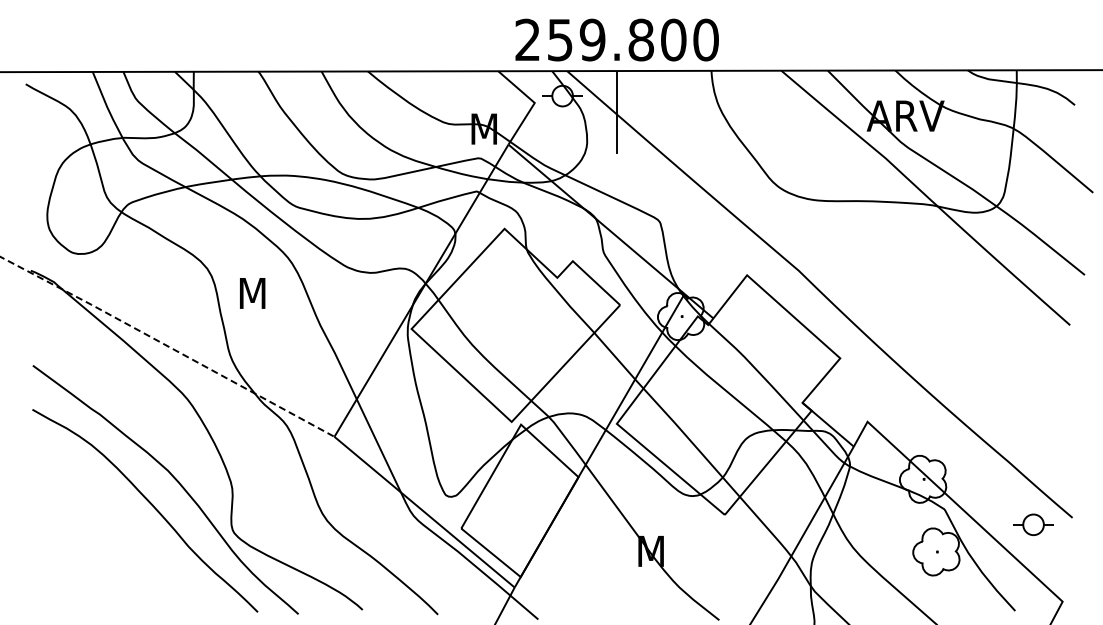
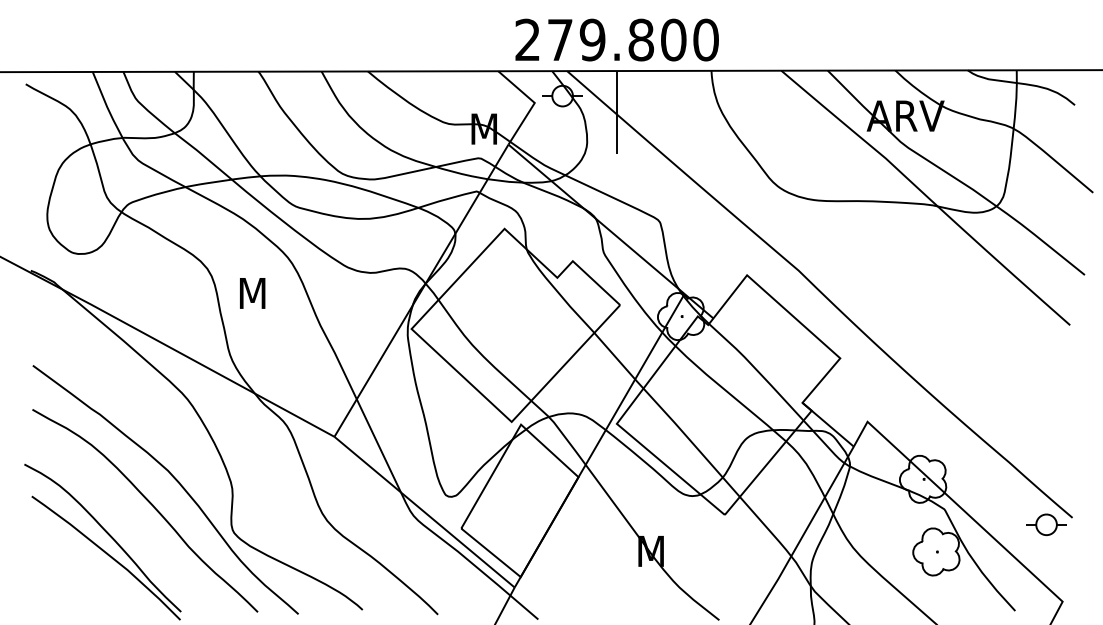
text: 259.800 -> 279.800 (560, 40)
line: dashed -> solid (167, 346)
part position: (1033, 524) -> (1046, 524) (1046, 524)
part: none -> present (102, 541)
